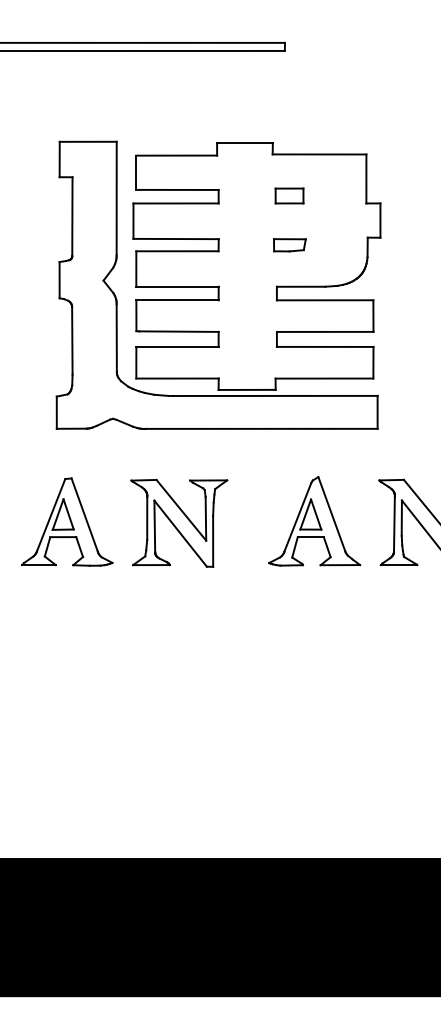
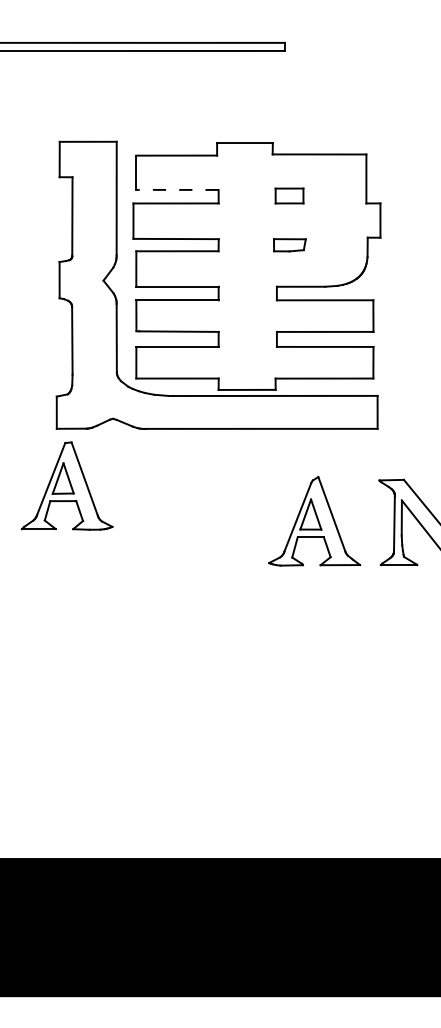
line: solid -> dashed (176, 189)
part position: (67, 521) -> (67, 485) (67, 485)
part: present -> none (179, 522)
